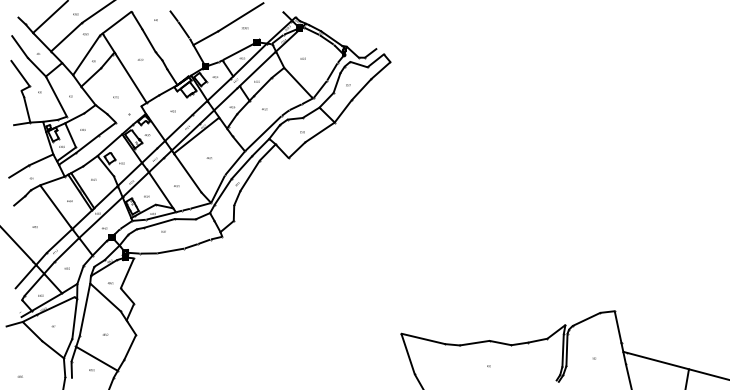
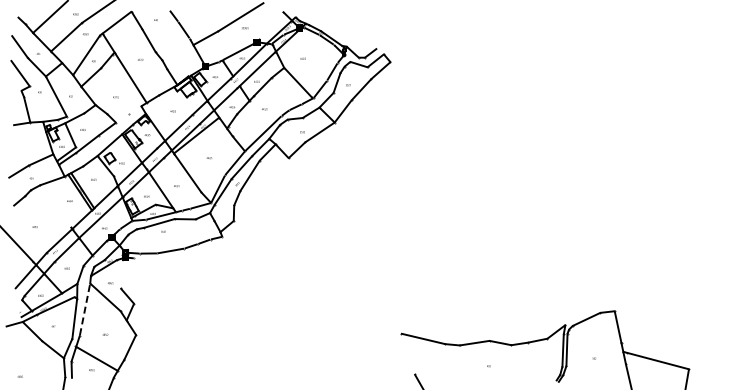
line: present -> none (55, 205)
line: present -> none (127, 272)
line: solid -> dashed (85, 309)
line: present -> none (407, 353)
line: present -> none (707, 374)
